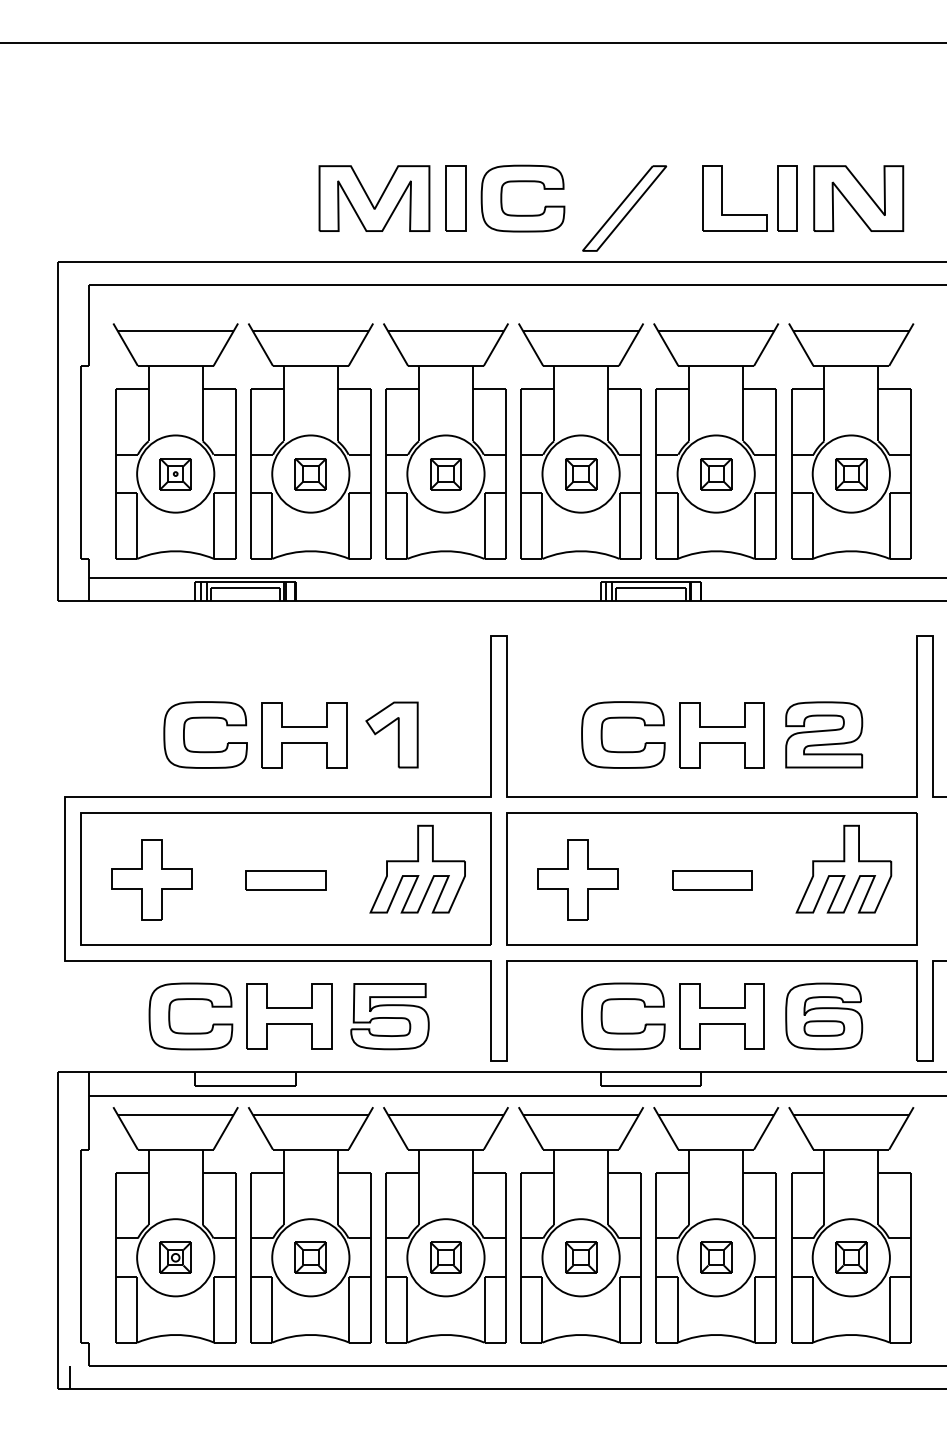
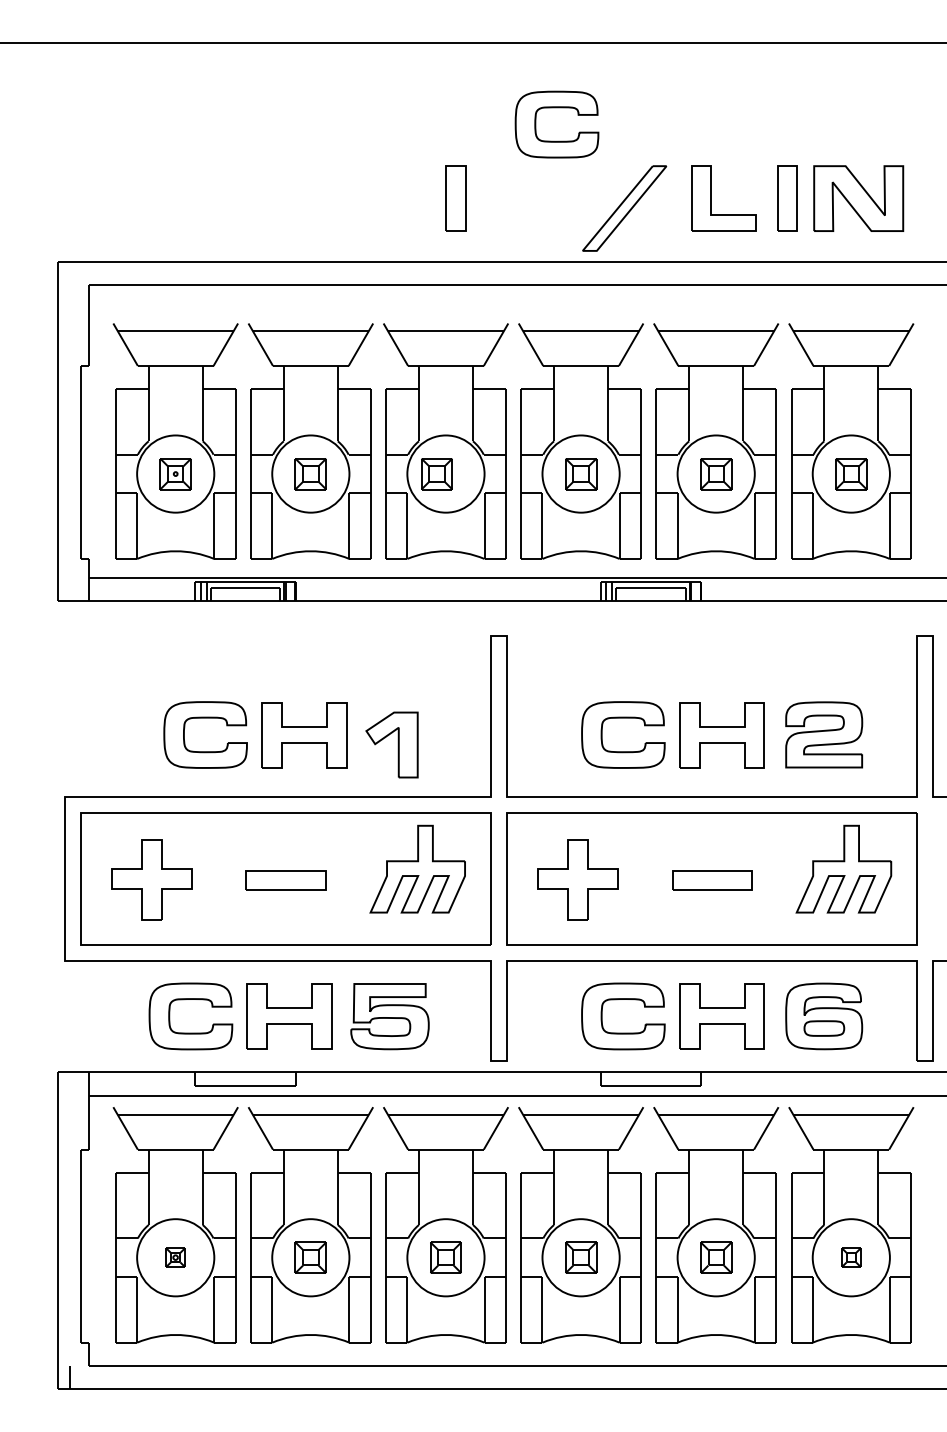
part position: (522, 182) -> (556, 108) (556, 108)
part: present -> none (374, 198)
part position: (722, 198) -> (711, 198) (711, 198)
part position: (445, 474) -> (436, 474) (436, 474)
part position: (391, 734) -> (391, 744) (391, 744)
part size: 33x33 px -> 21x21 px (175, 1257)
part size: 33x33 px -> 21x21 px (851, 1257)
